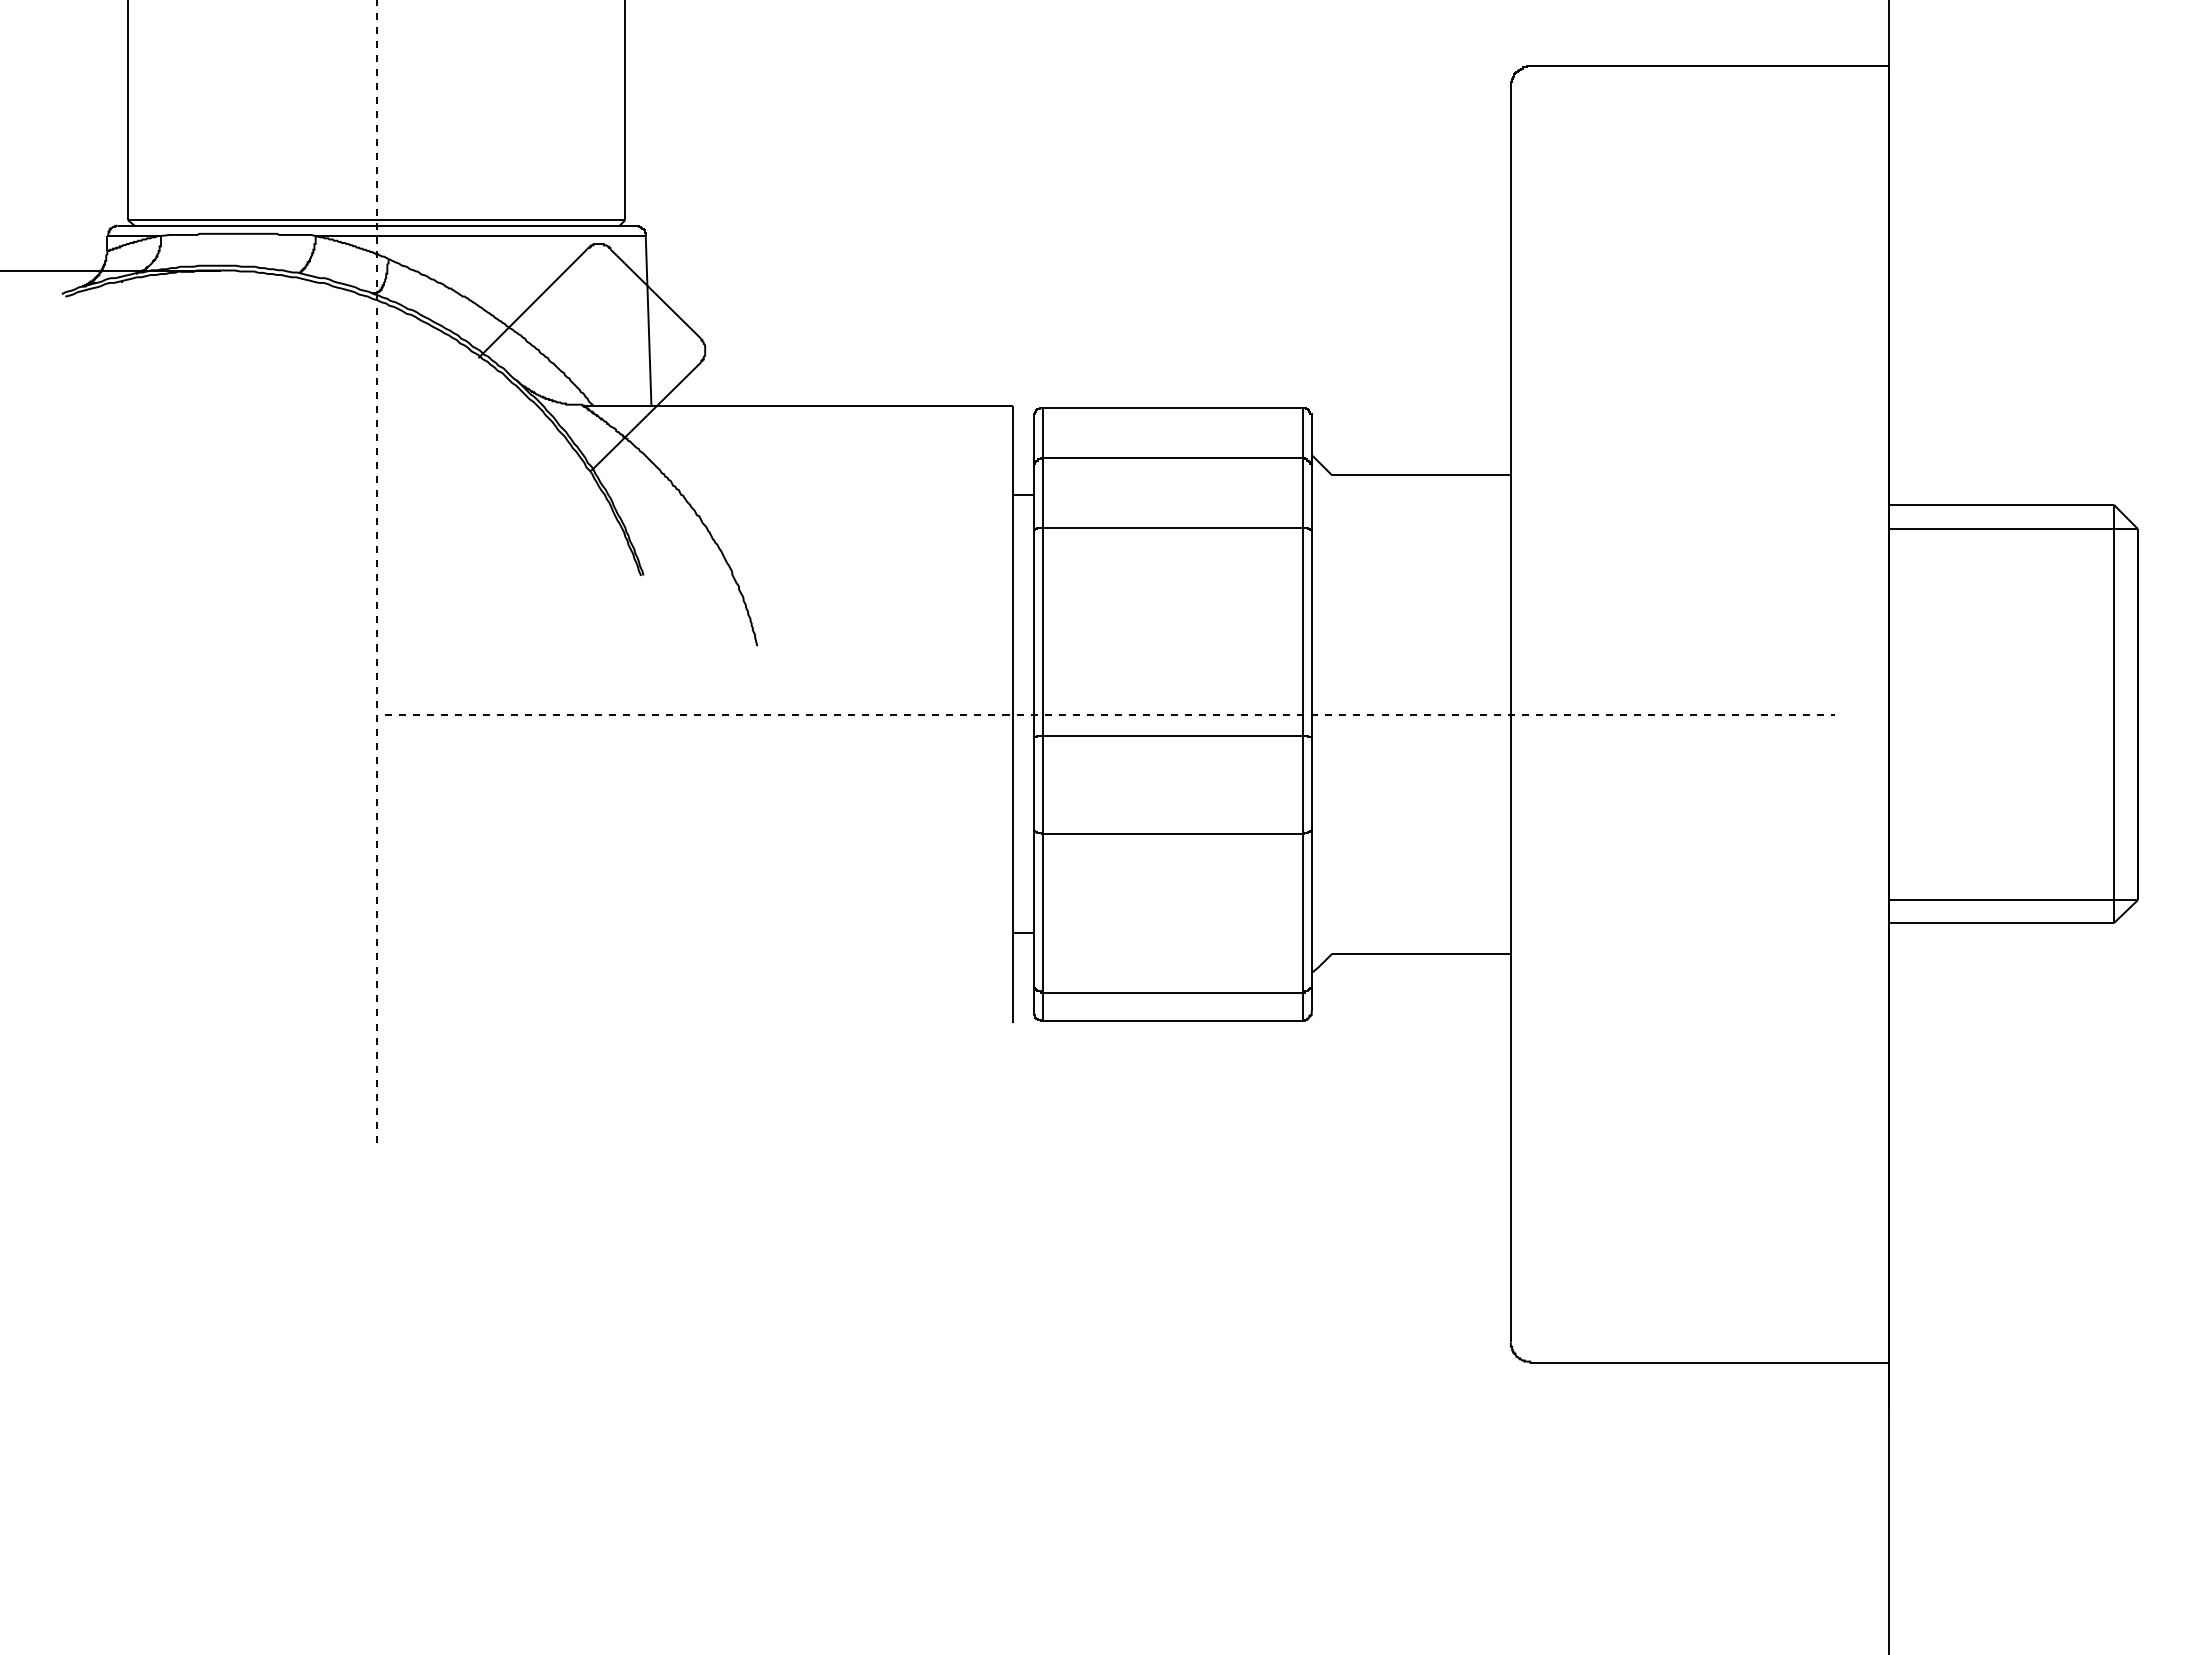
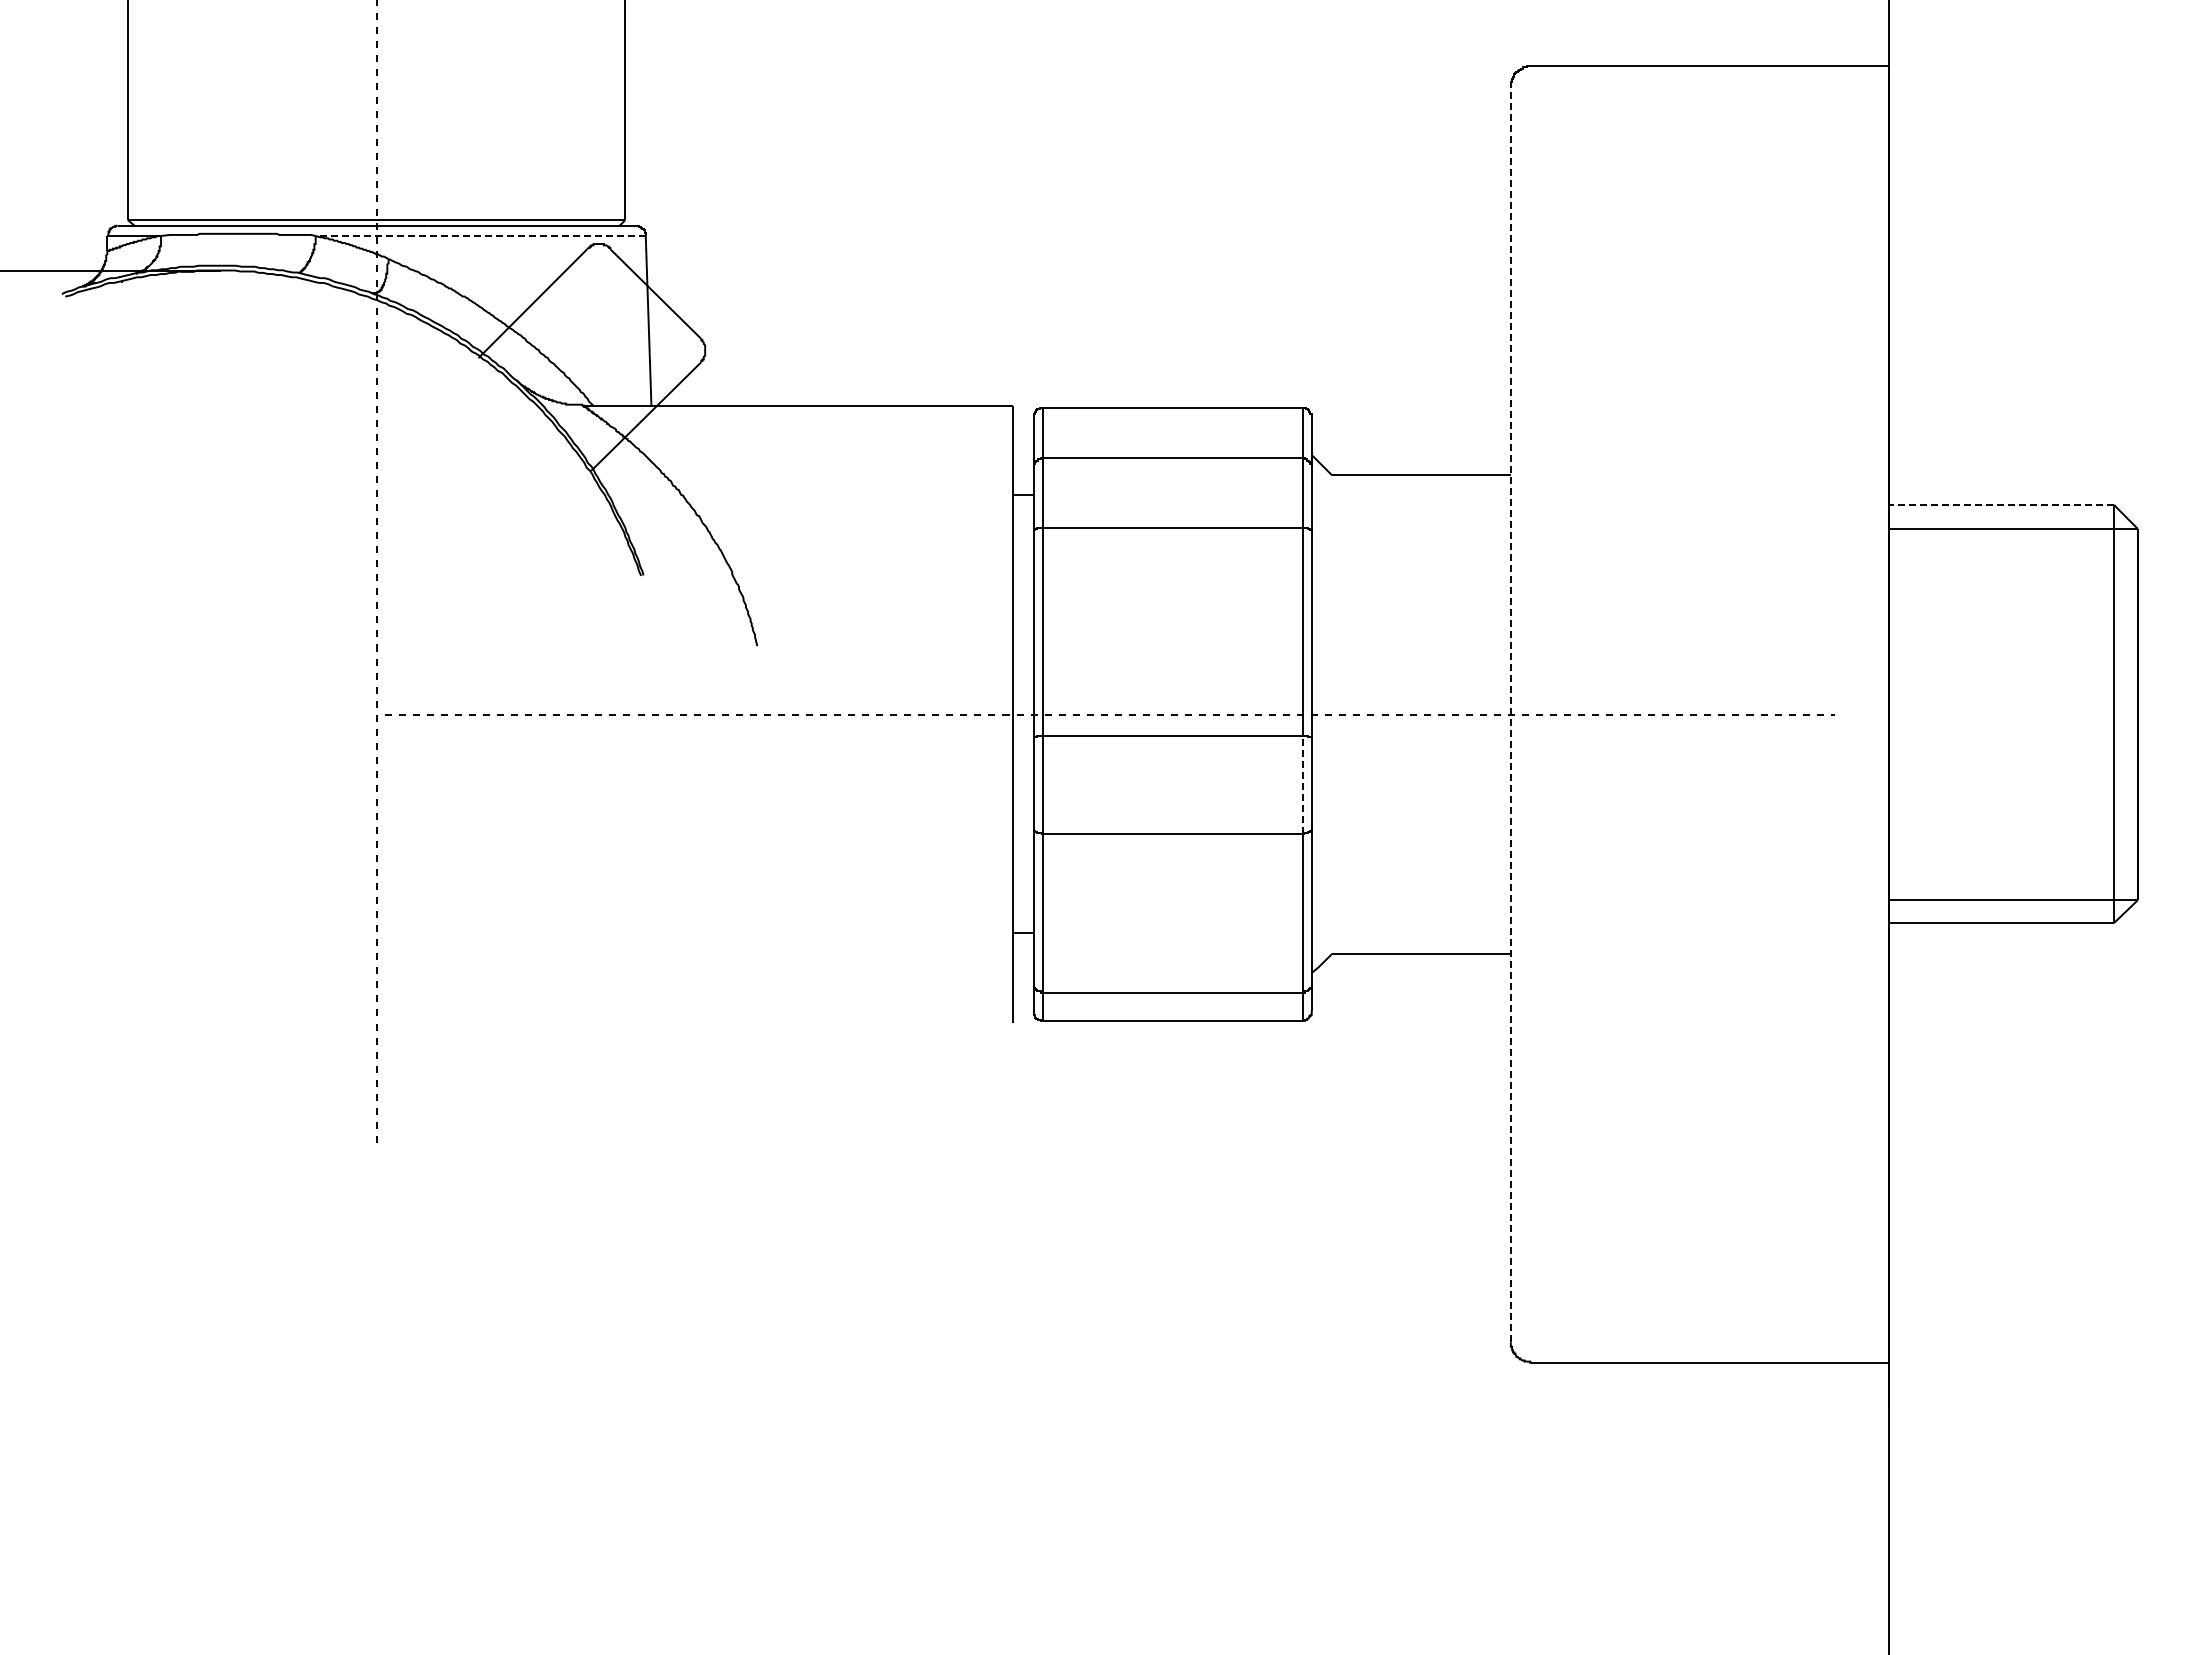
line: solid -> dashed (480, 235)
line: solid -> dashed (2001, 504)
line: solid -> dashed (1510, 714)
line: solid -> dashed (1302, 785)
